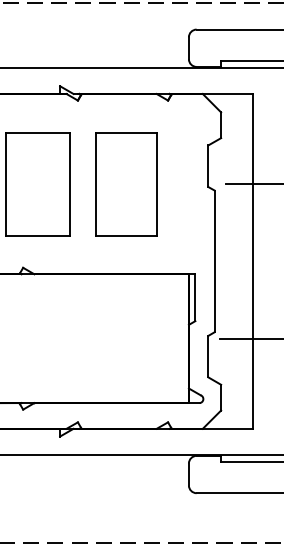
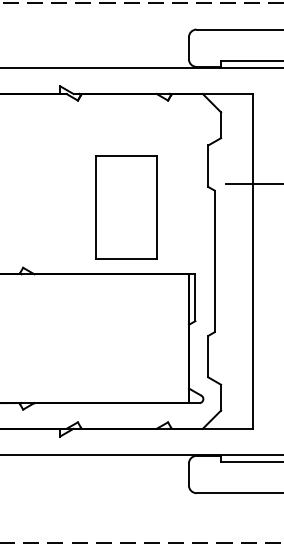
part: present -> none (37, 184)
part position: (126, 184) -> (126, 207) (126, 207)
line: present -> none (249, 338)
